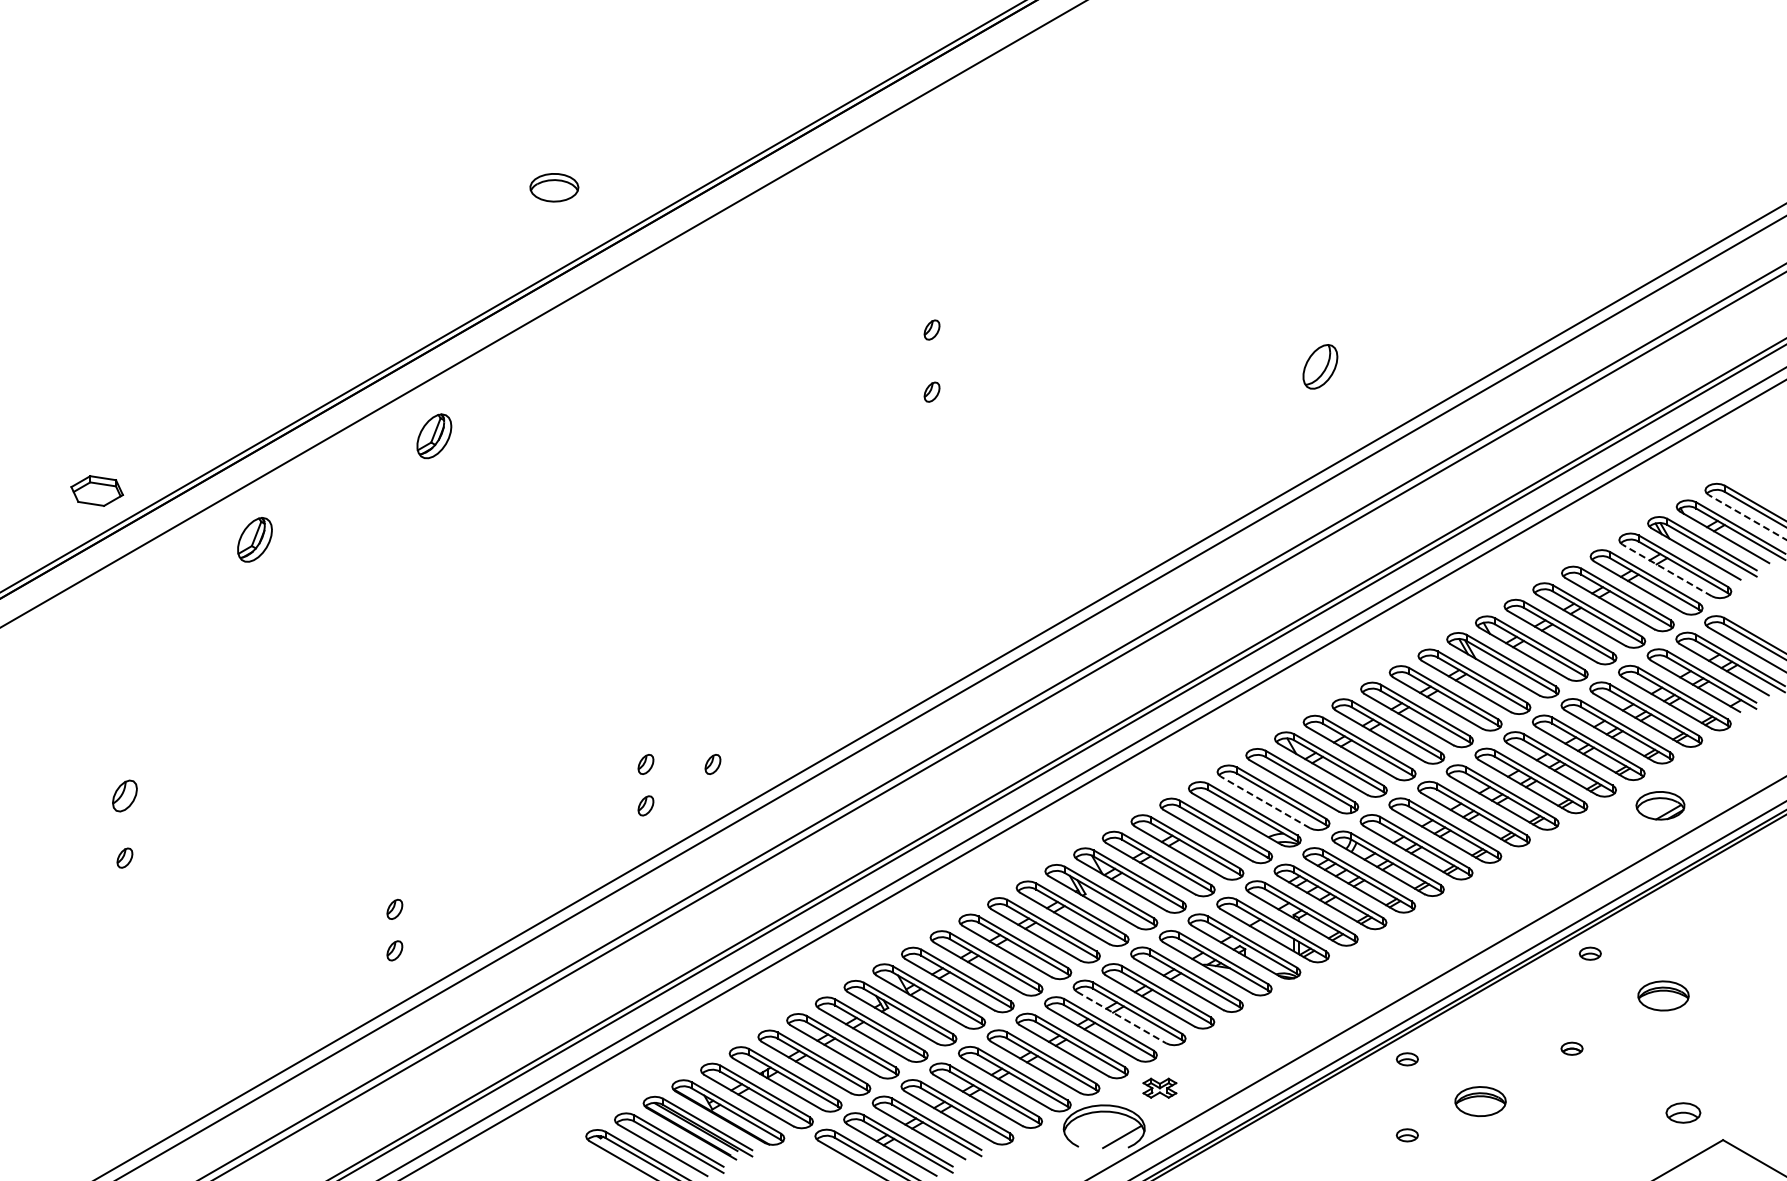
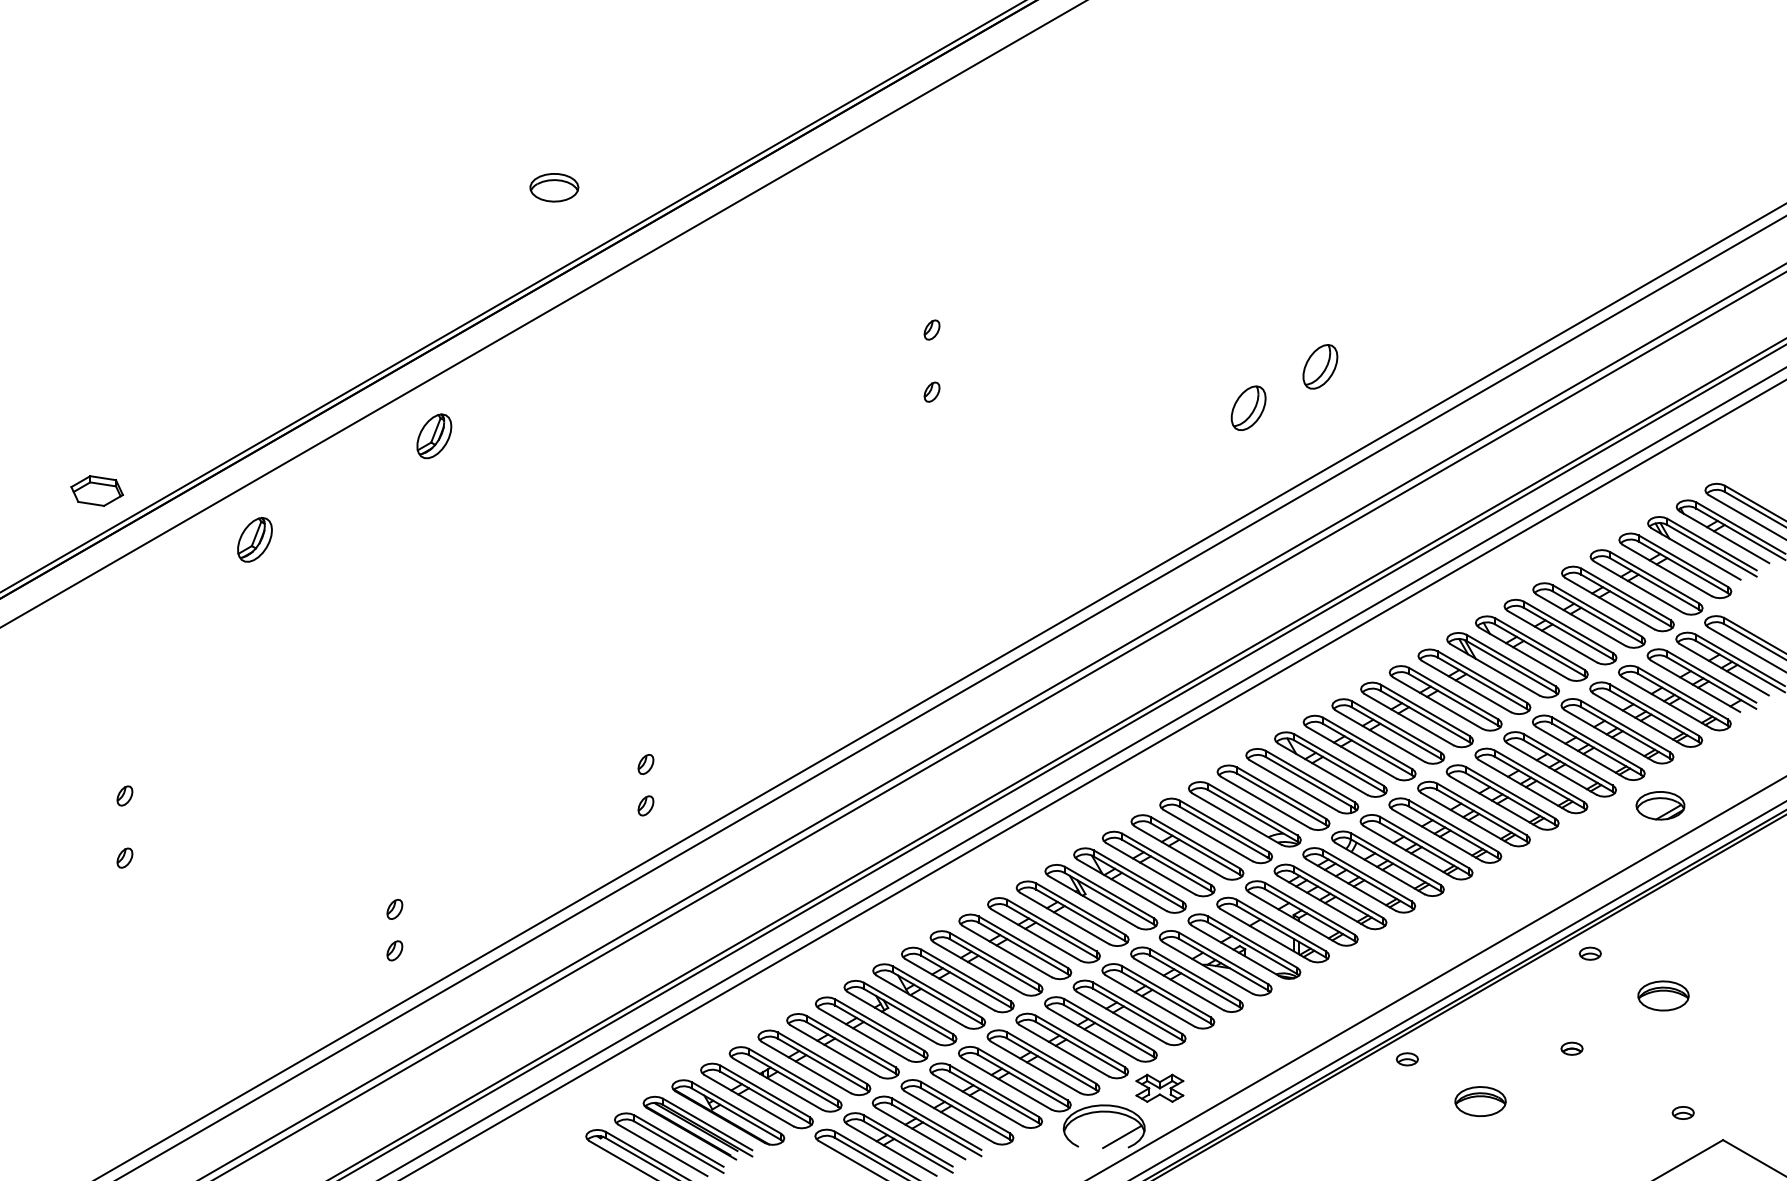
part: none -> present (1248, 407)
line: dashed -> solid (1747, 517)
line: dashed -> solid (1667, 570)
part: present -> none (712, 764)
part size: 26x34 px -> 18x22 px (124, 795)
line: dashed -> solid (1265, 802)
line: dashed -> solid (1121, 1017)
part size: 36x22 px -> 50x30 px (1159, 1087)
part size: 37x22 px -> 24x14 px (1682, 1112)
part: present -> none (1406, 1135)
